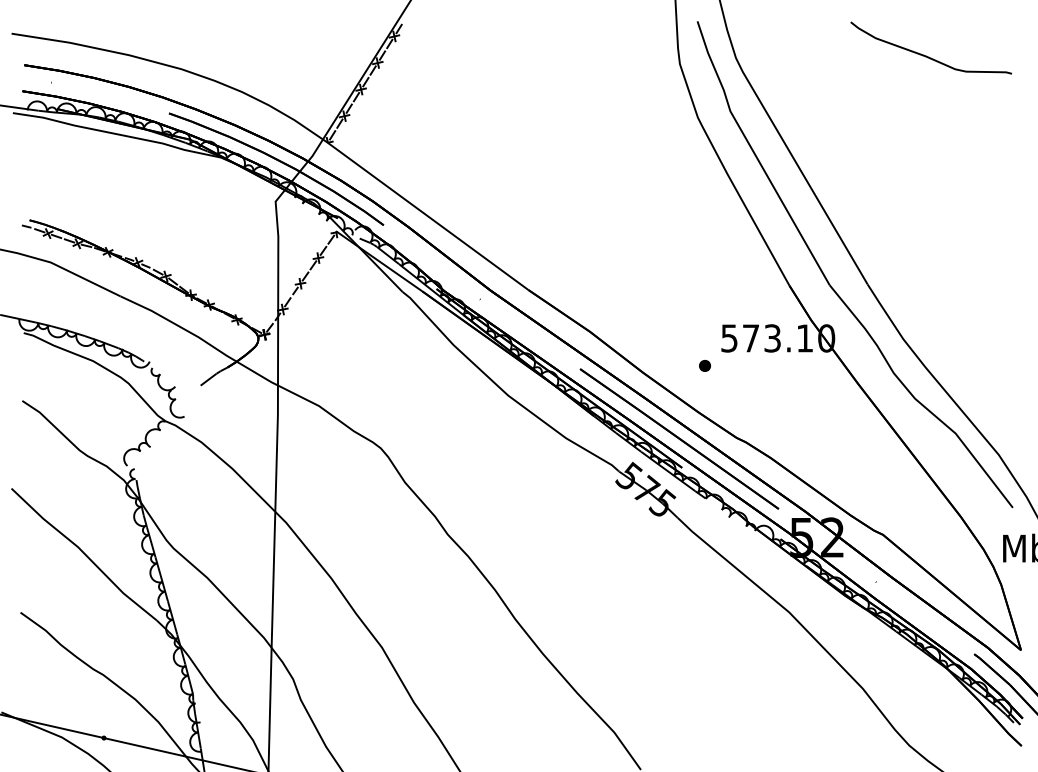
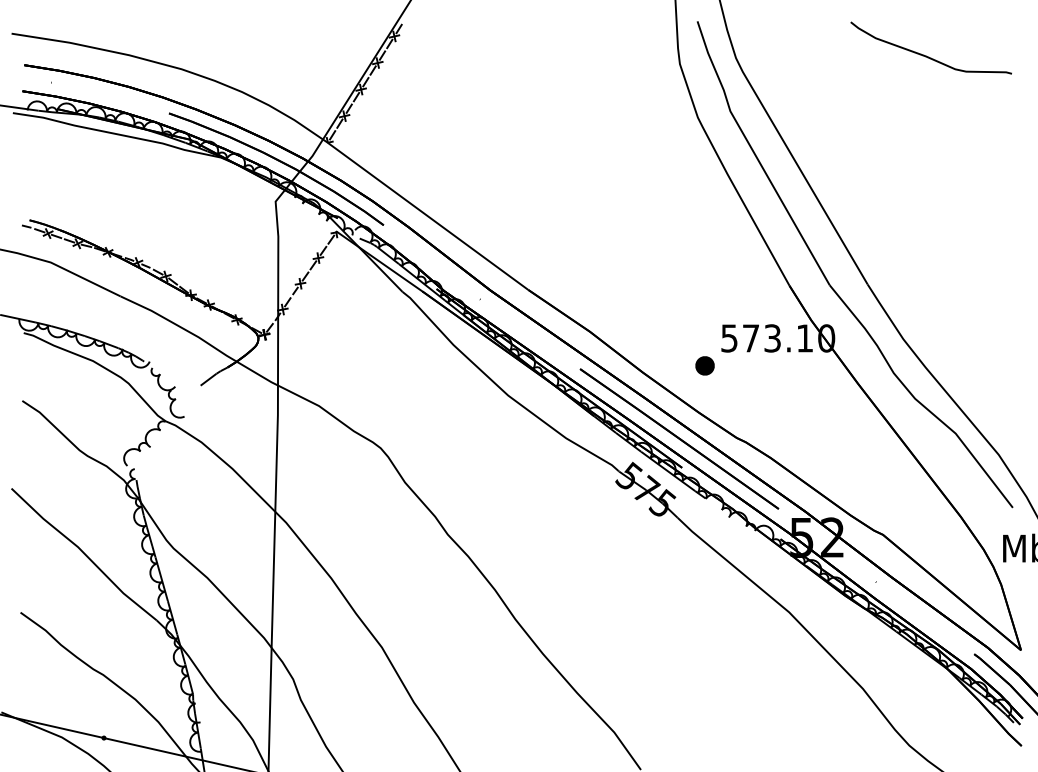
part size: 12x12 px -> 20x20 px (704, 365)
